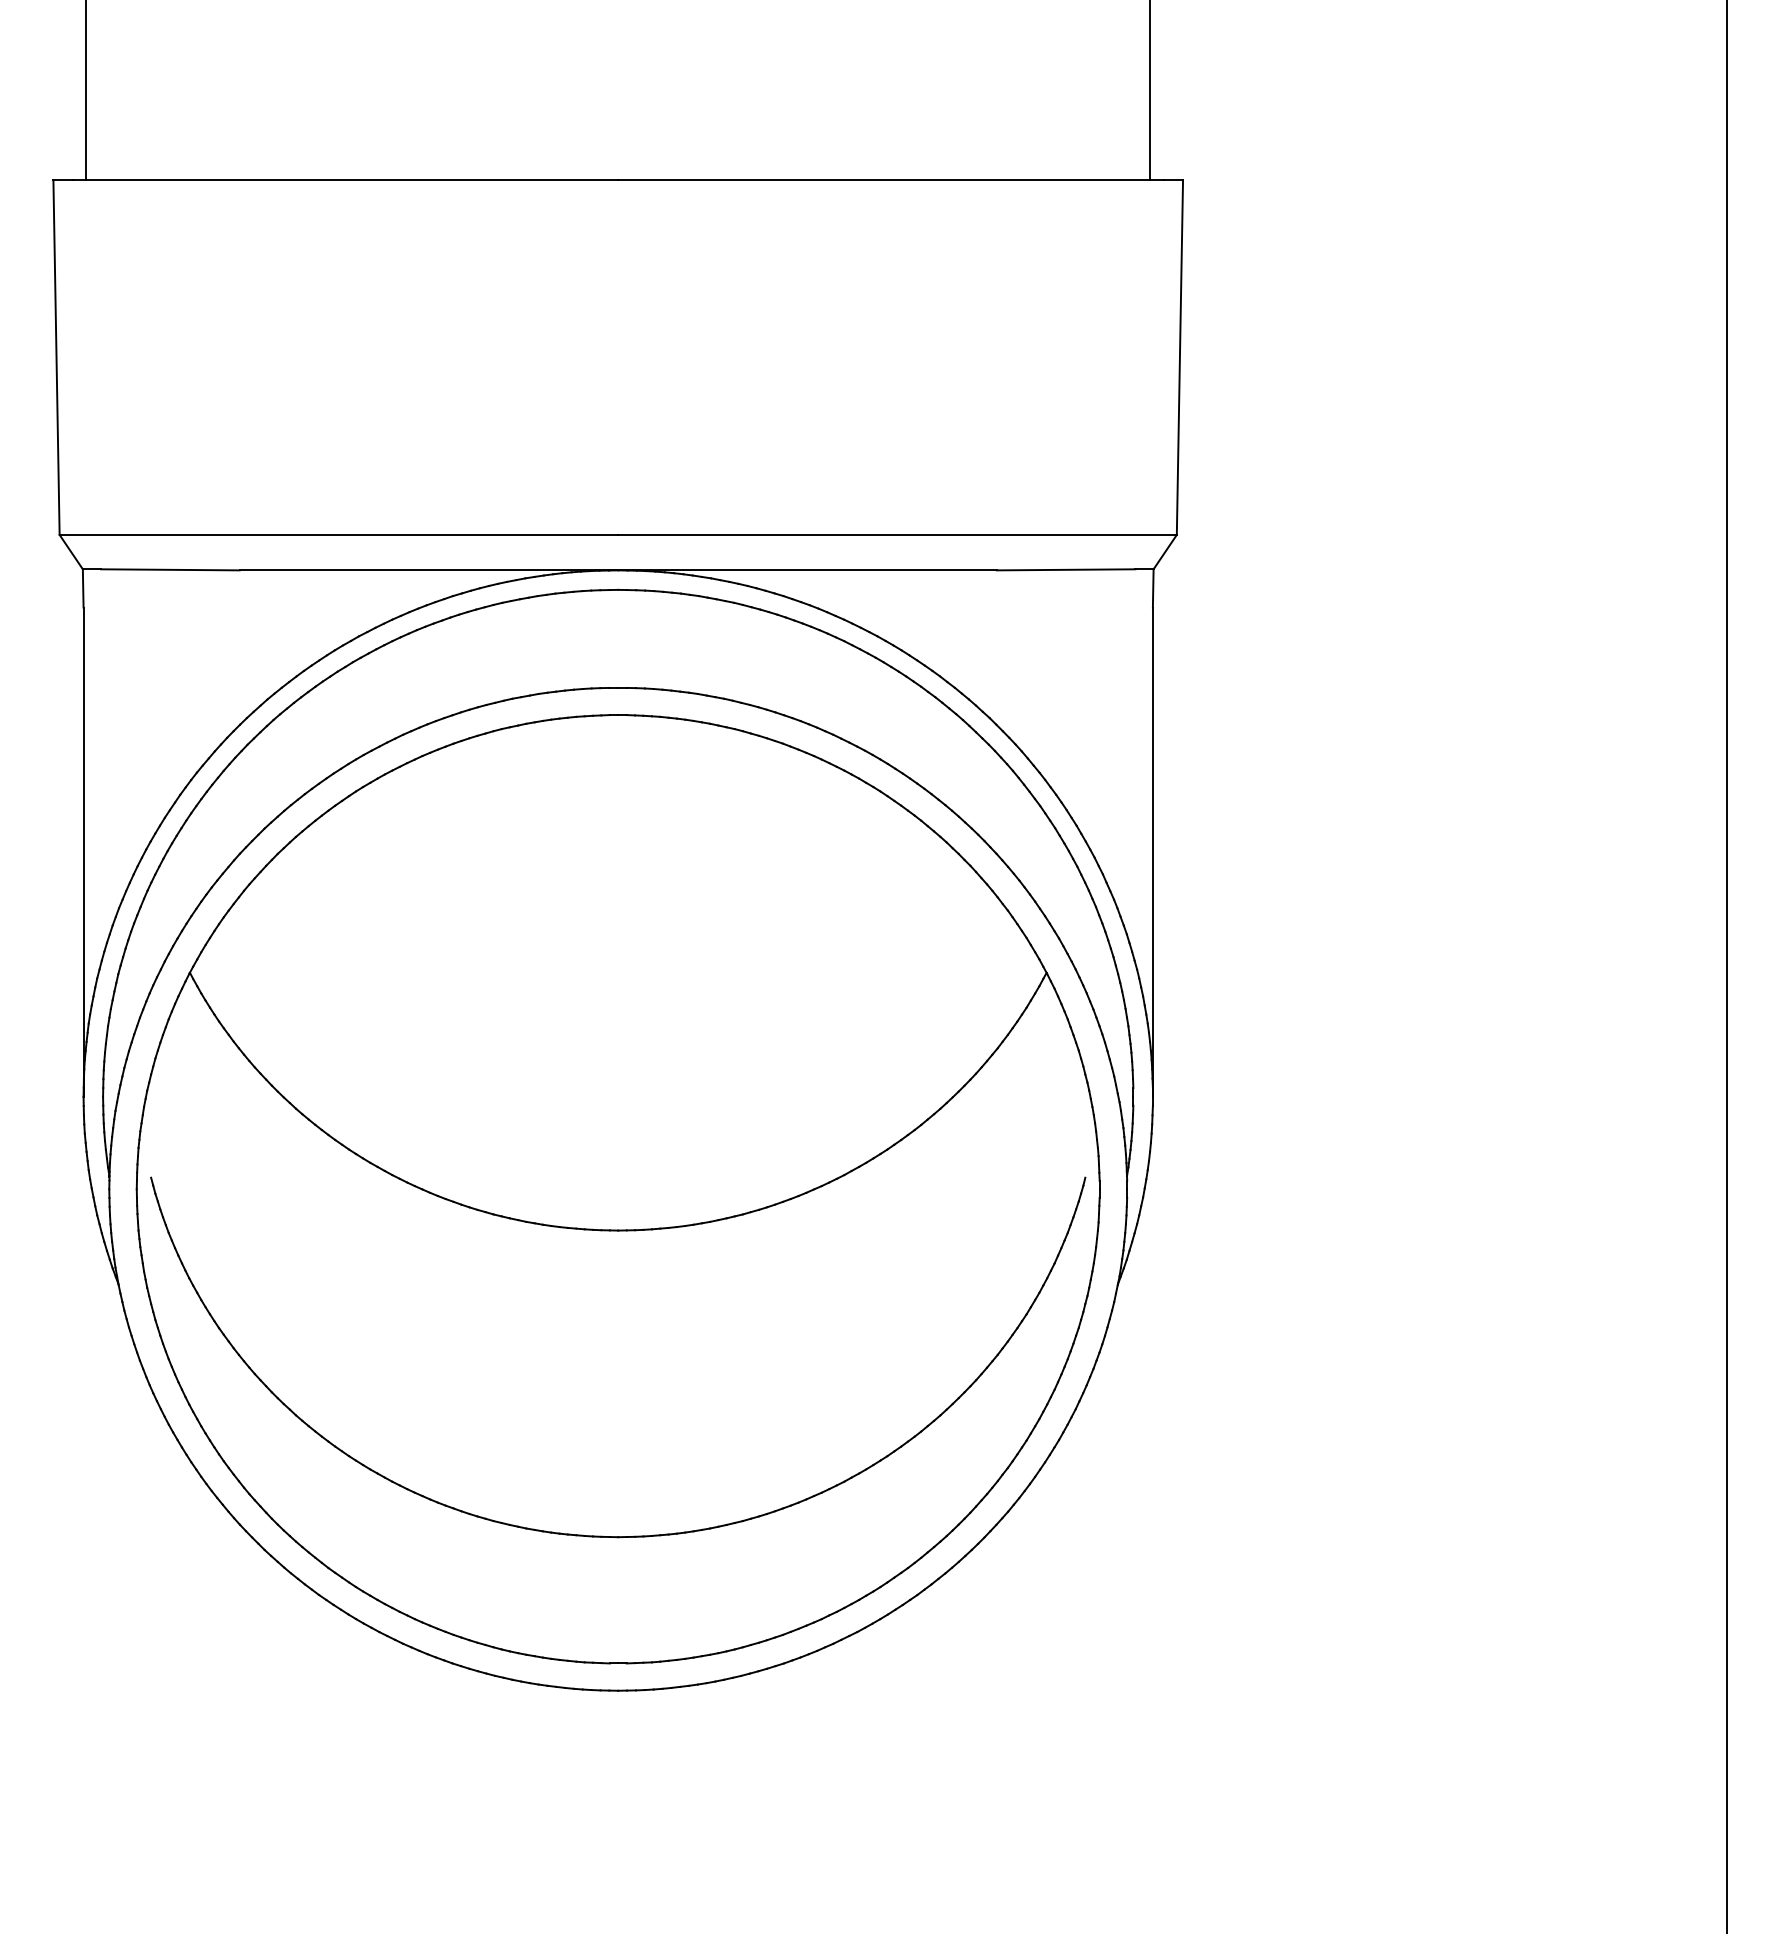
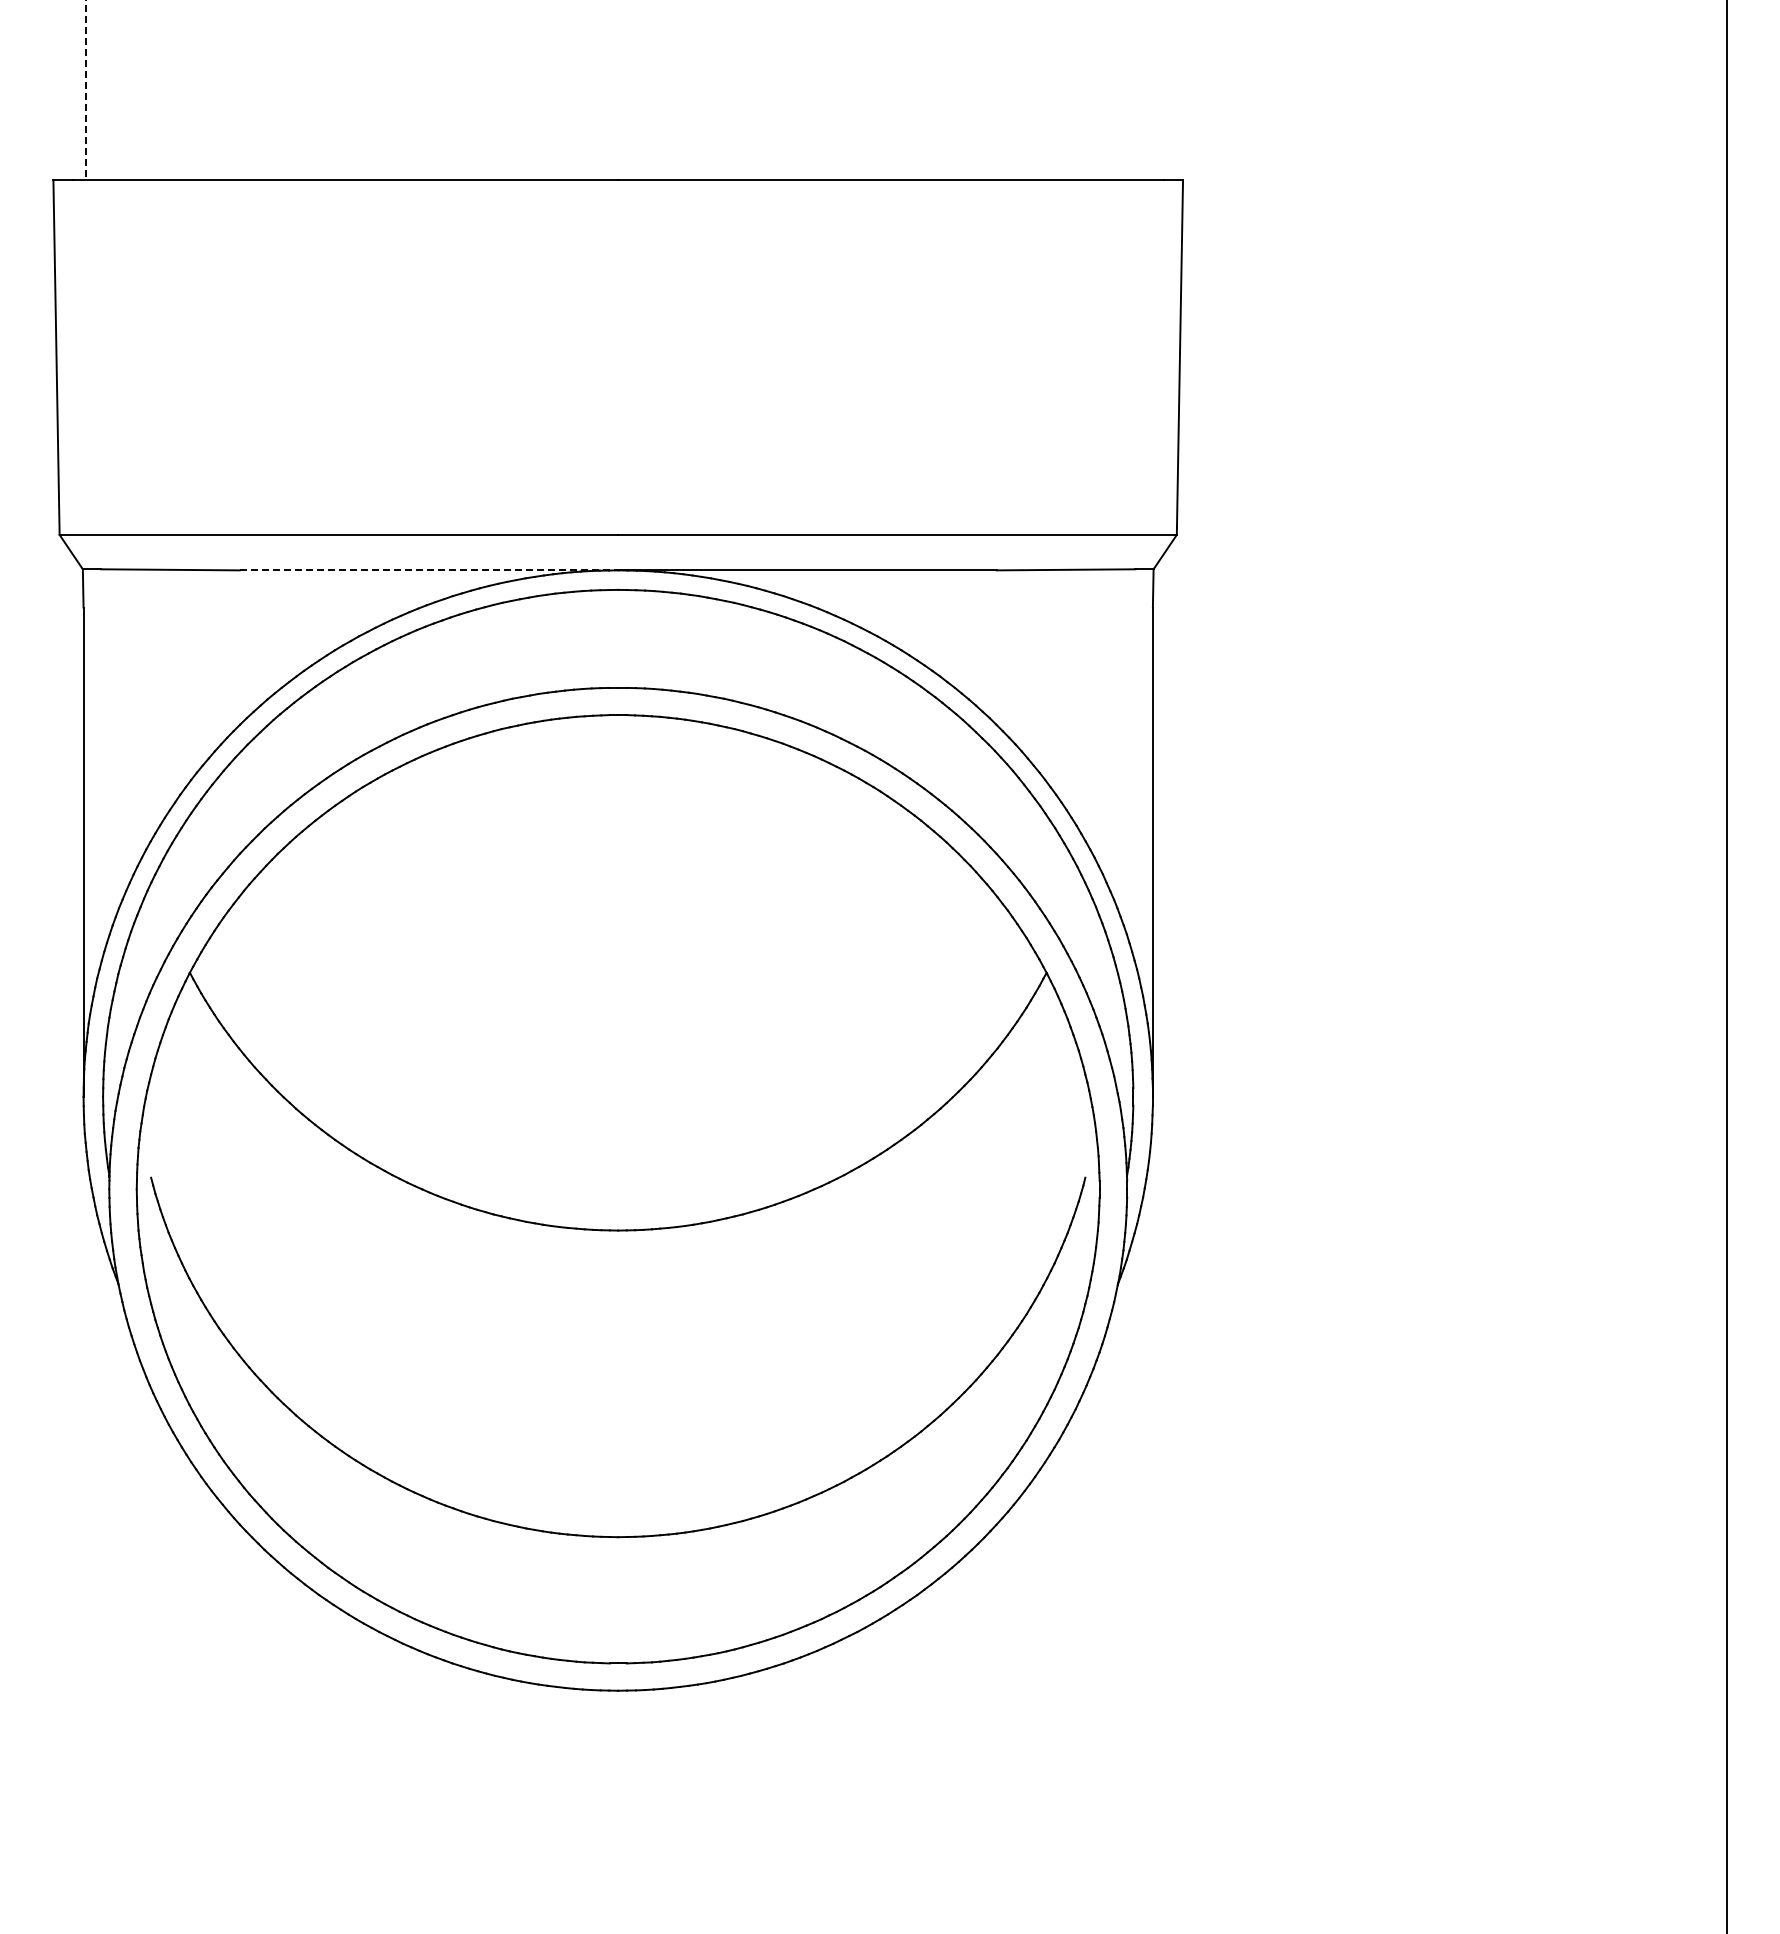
line: solid -> dashed (86, 90)
line: present -> none (1150, 91)
line: solid -> dashed (429, 570)
